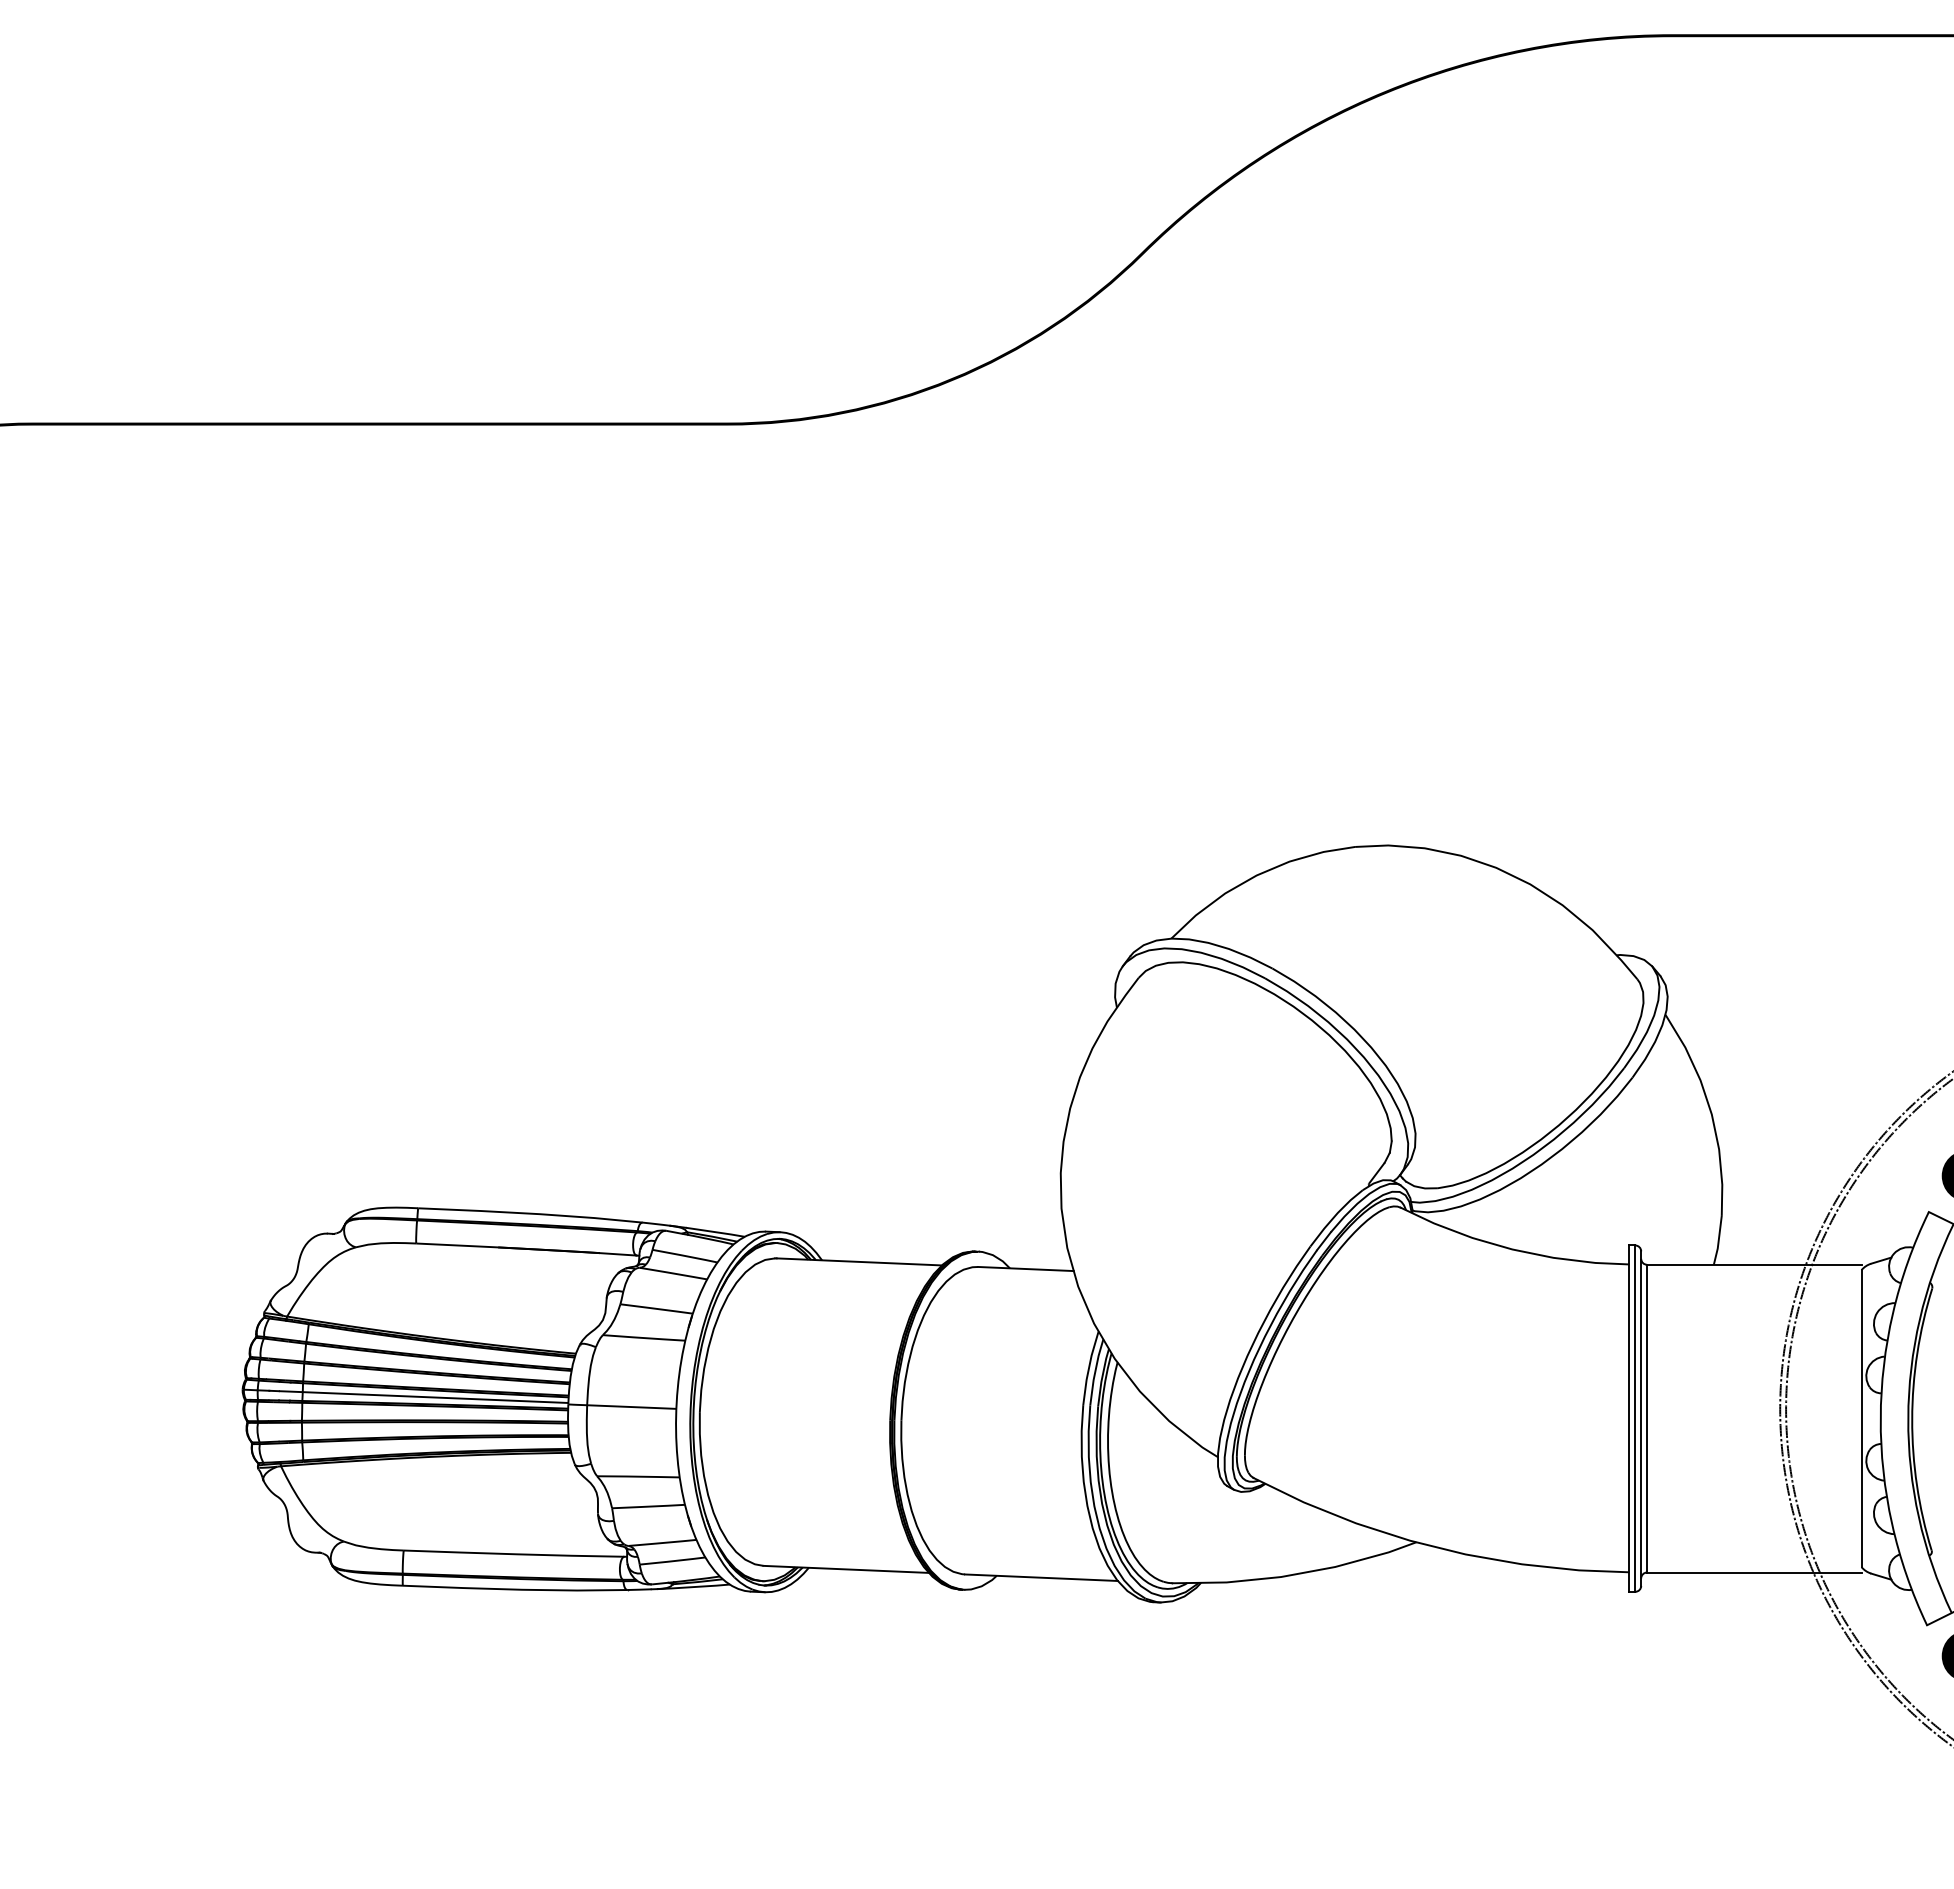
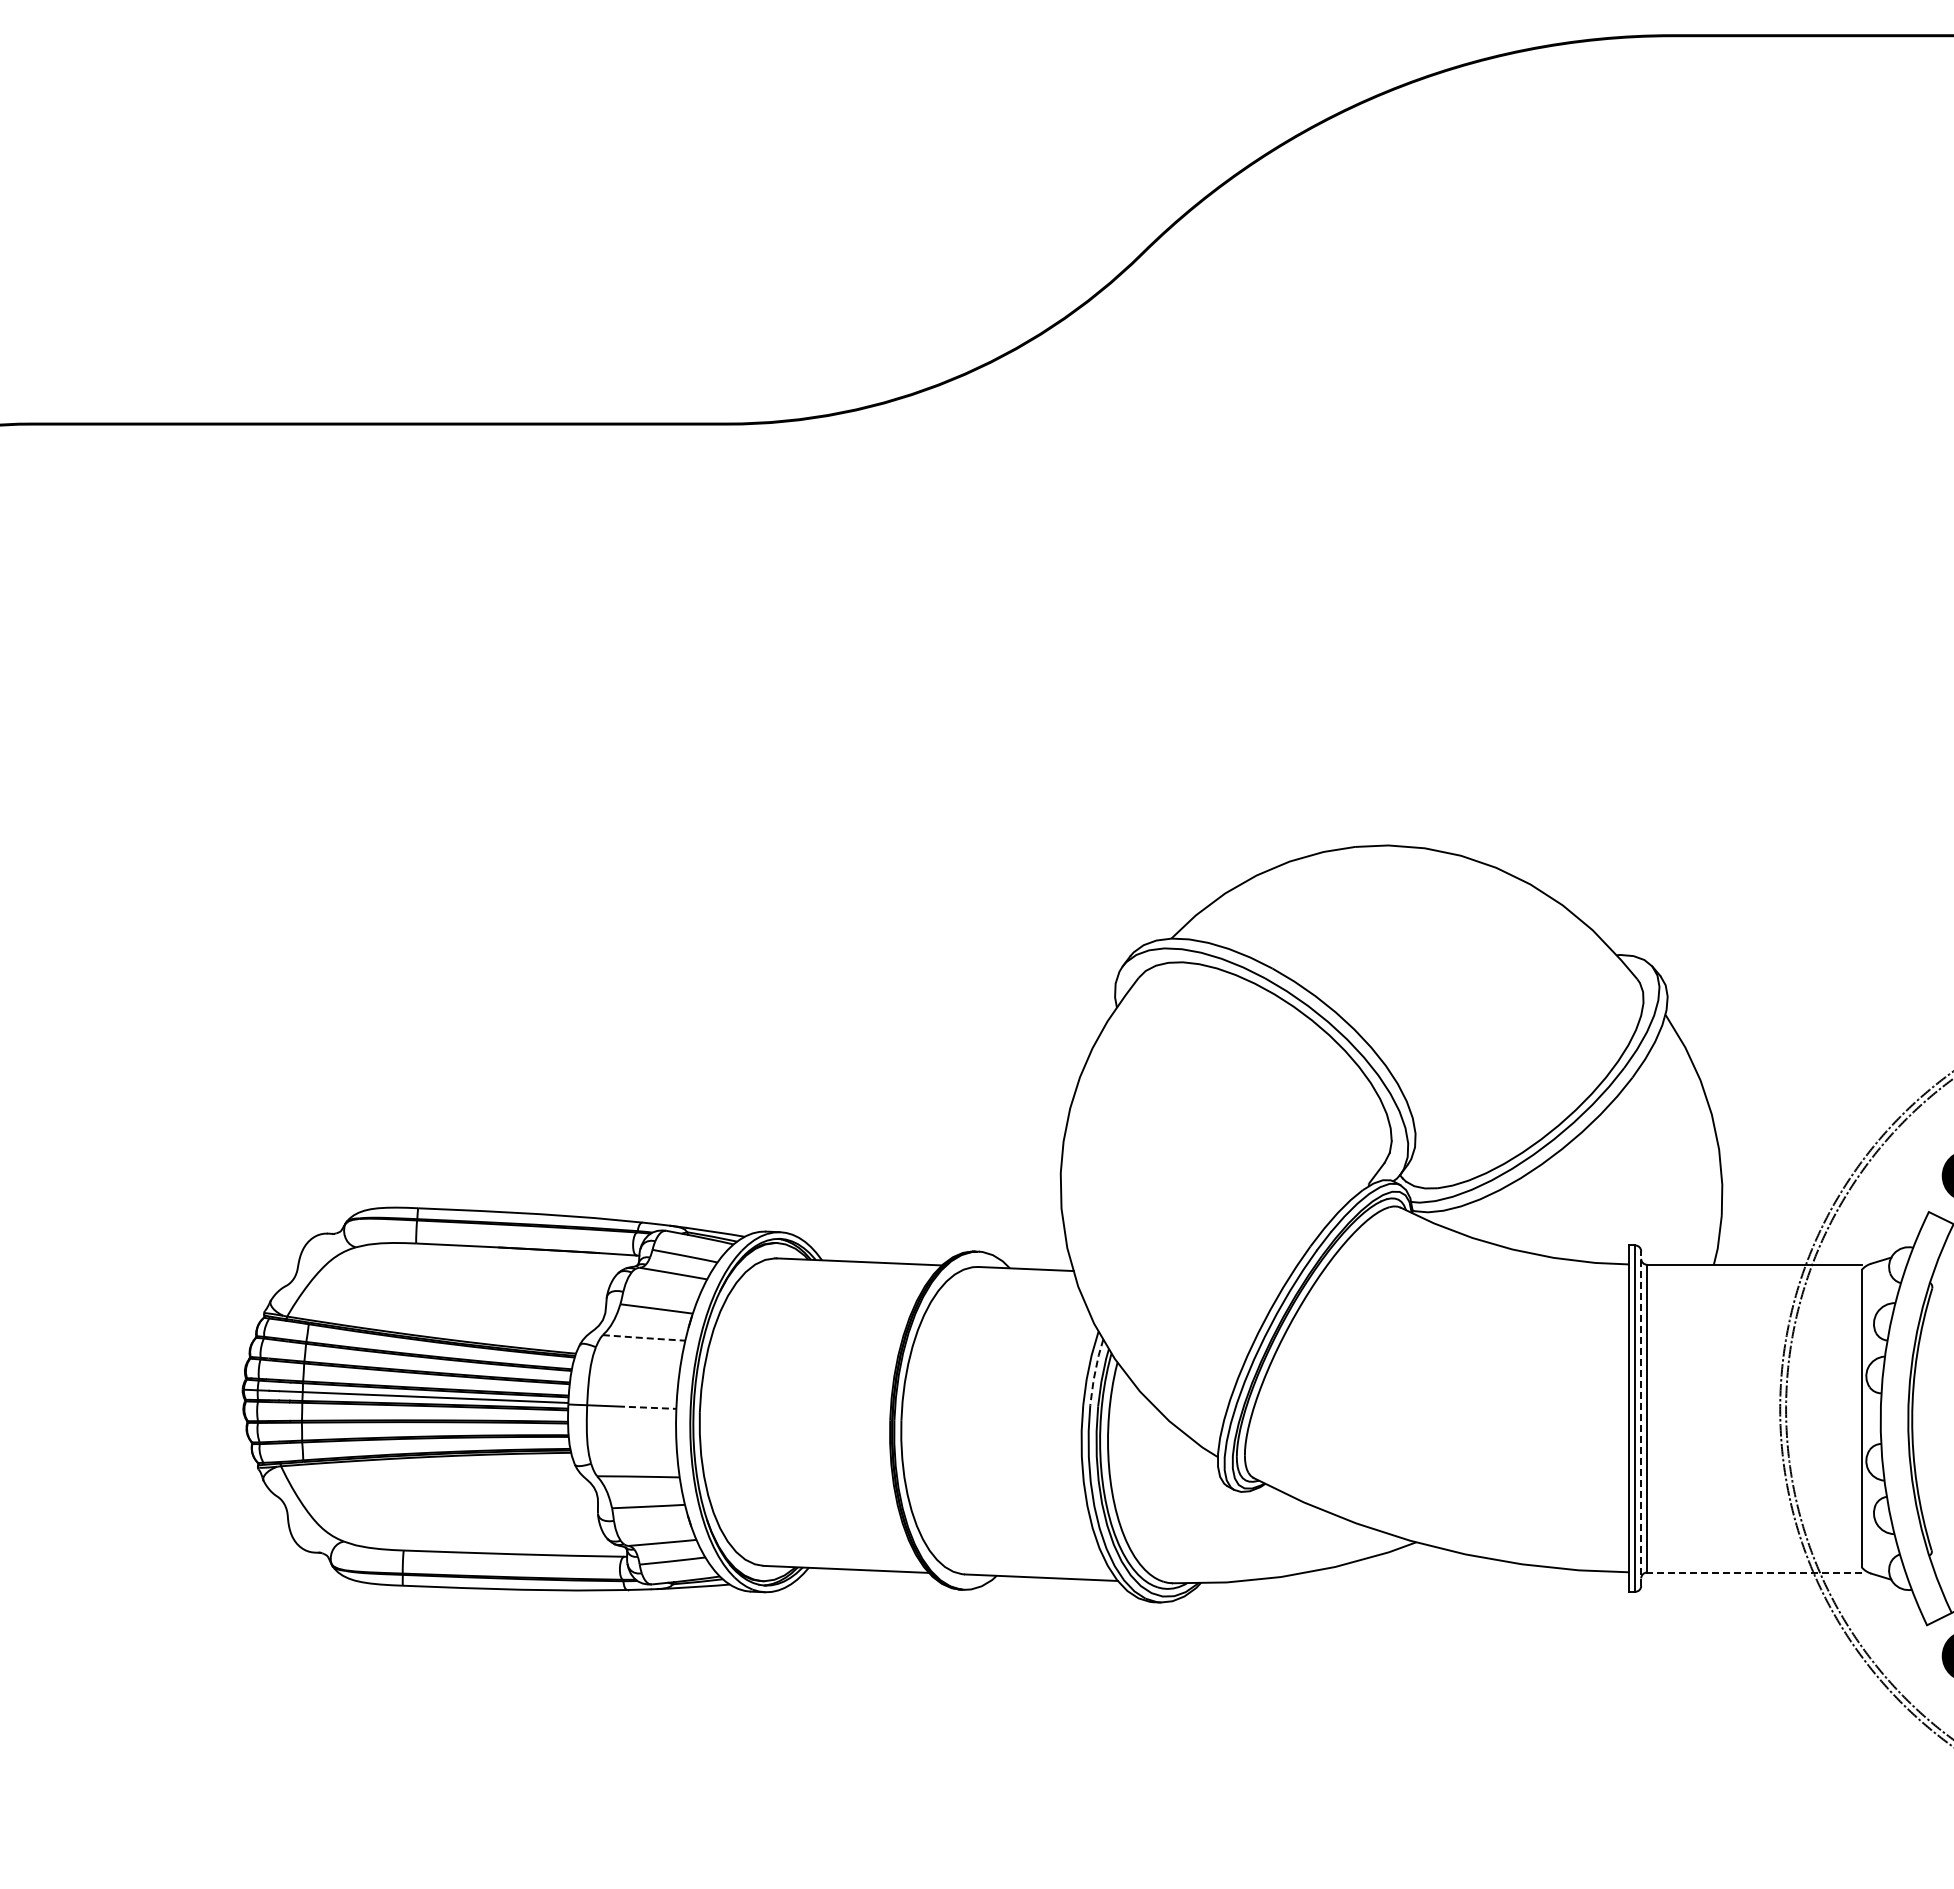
line: solid -> dashed (644, 1338)
line: solid -> dashed (1095, 1372)
line: solid -> dashed (648, 1407)
line: solid -> dashed (1641, 1418)
line: solid -> dashed (1753, 1572)
